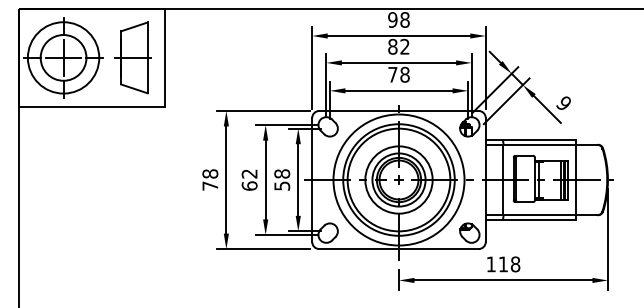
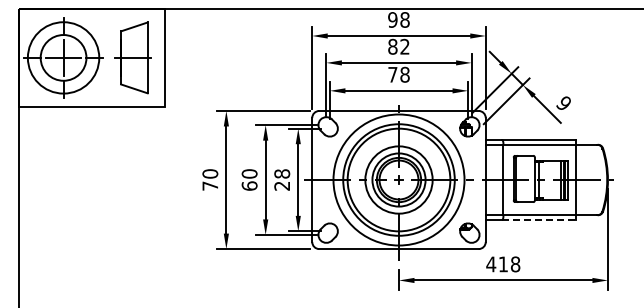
text: 78 -> 70 (209, 173)
text: 62 -> 60 (249, 173)
text: 58 -> 28 (282, 185)
line: solid -> dashed (539, 219)
text: 118 -> 418 (491, 264)
